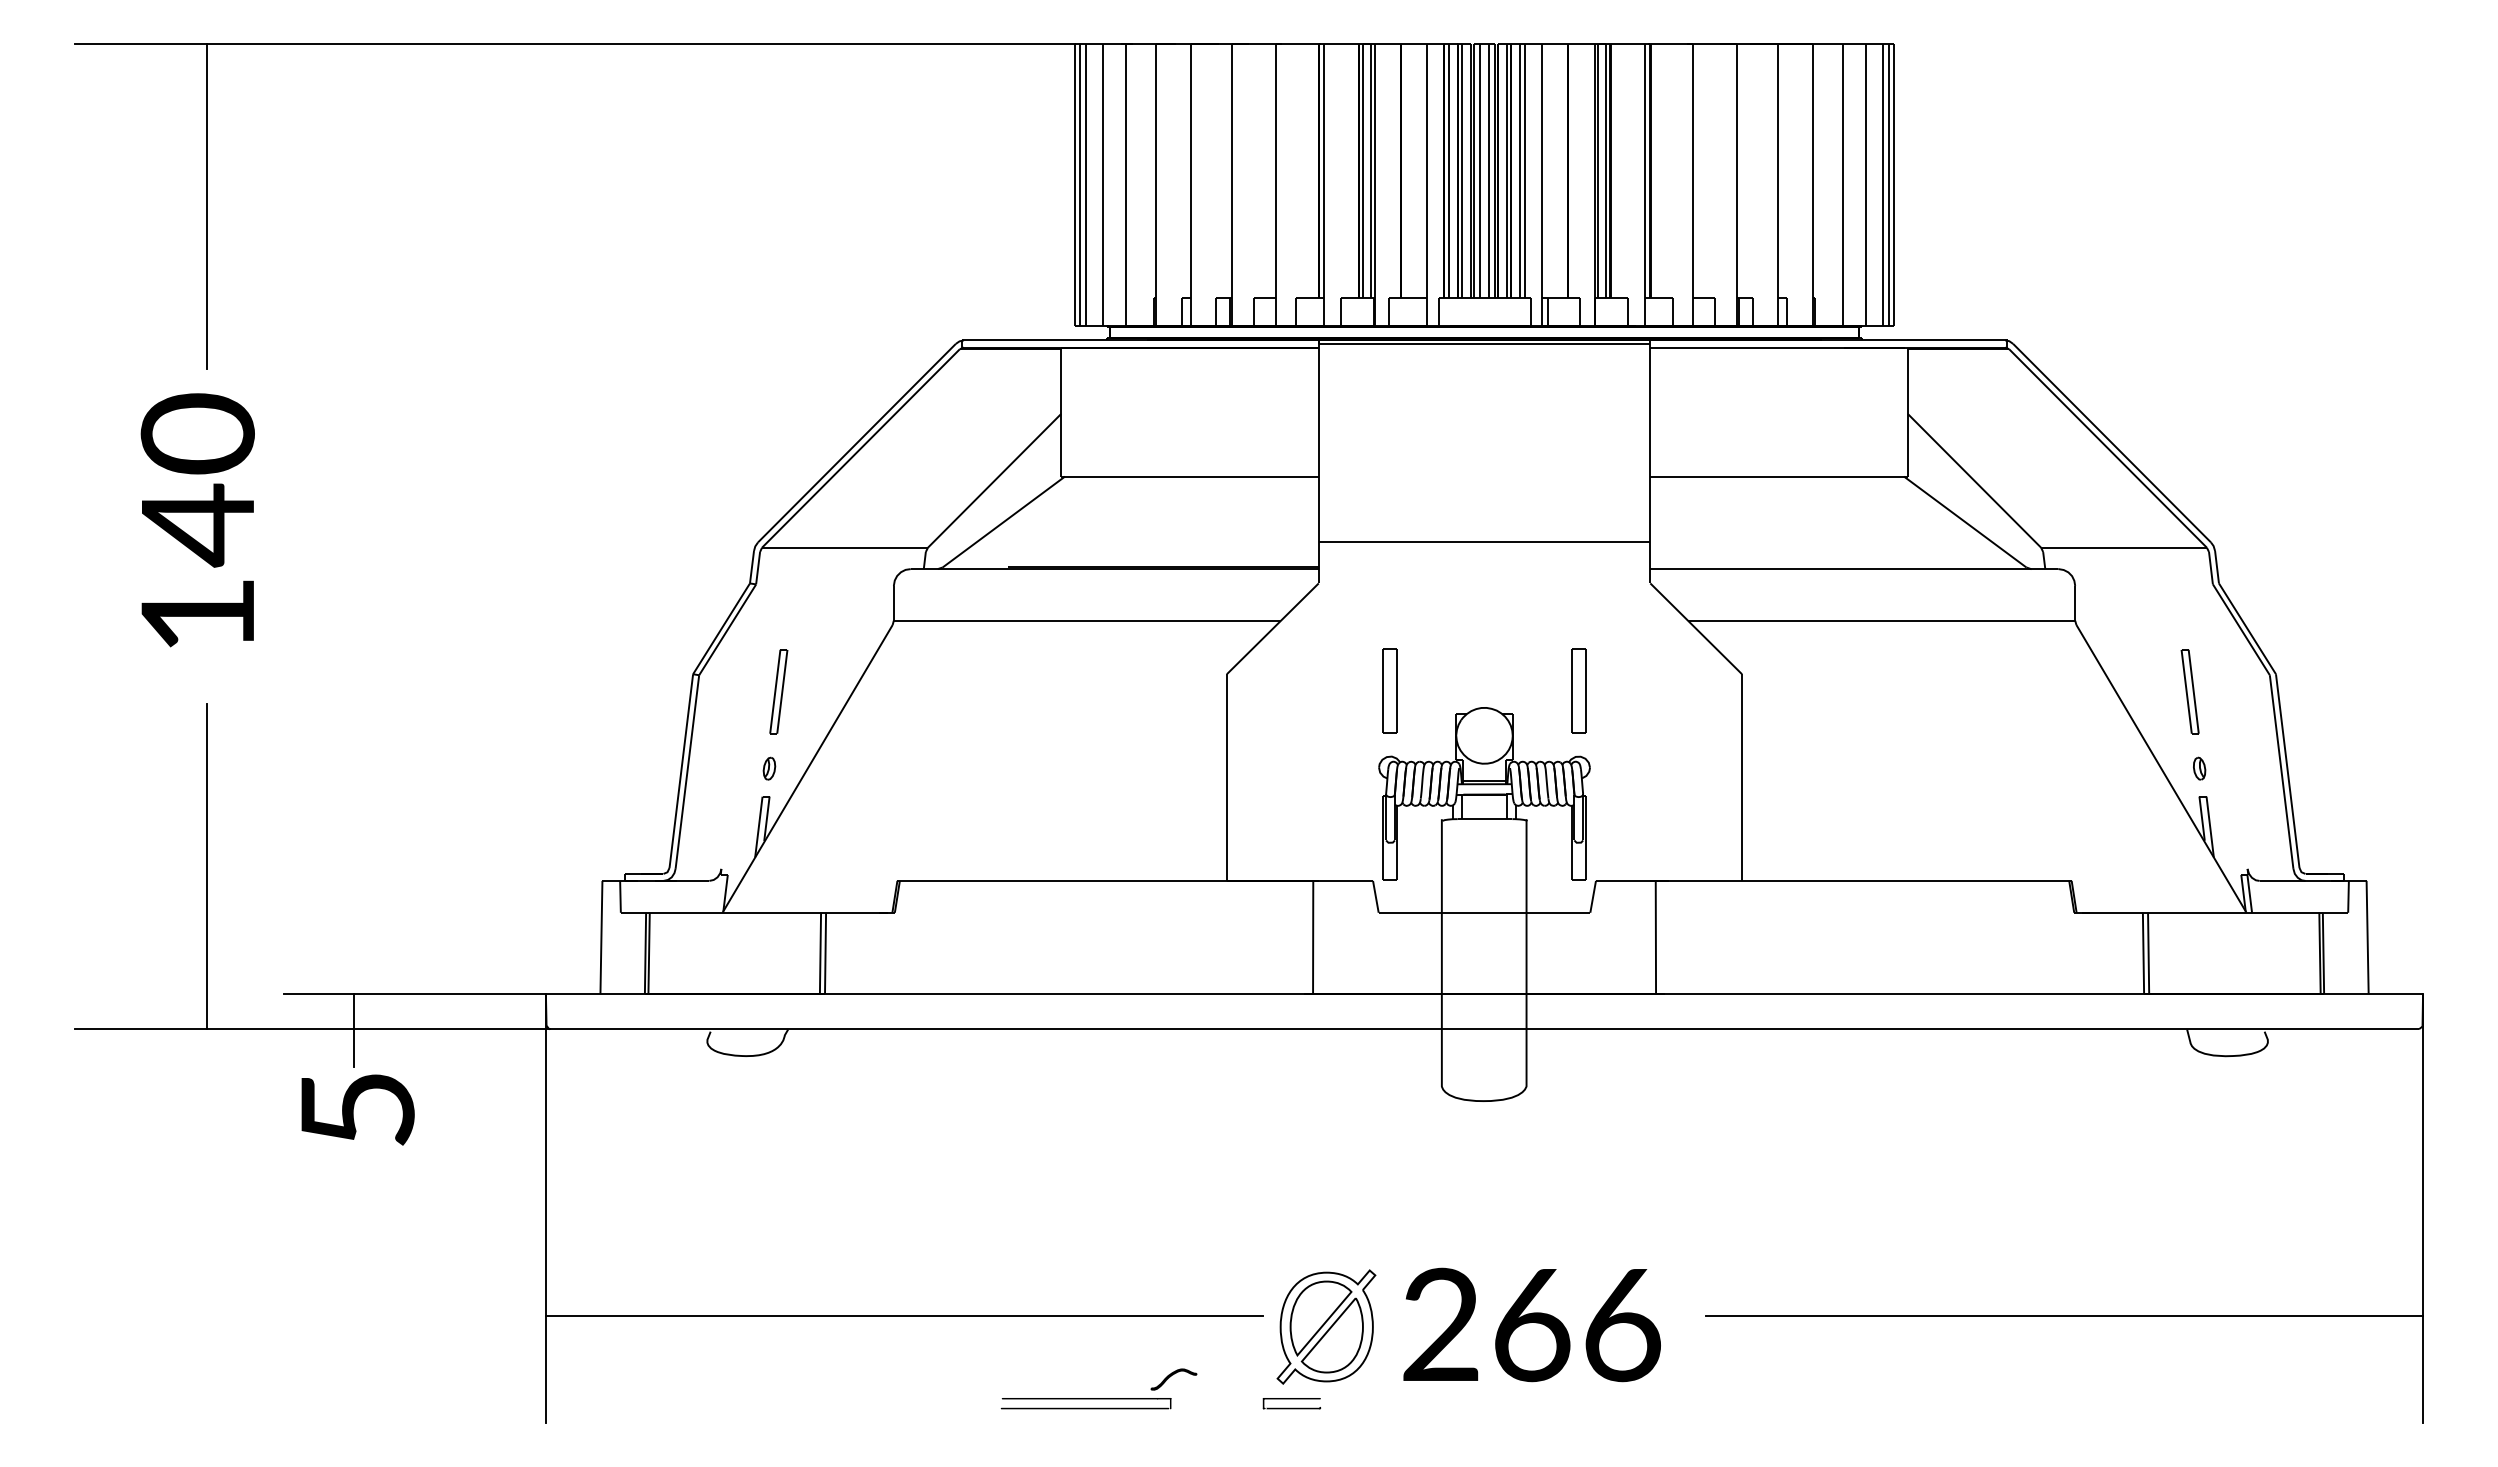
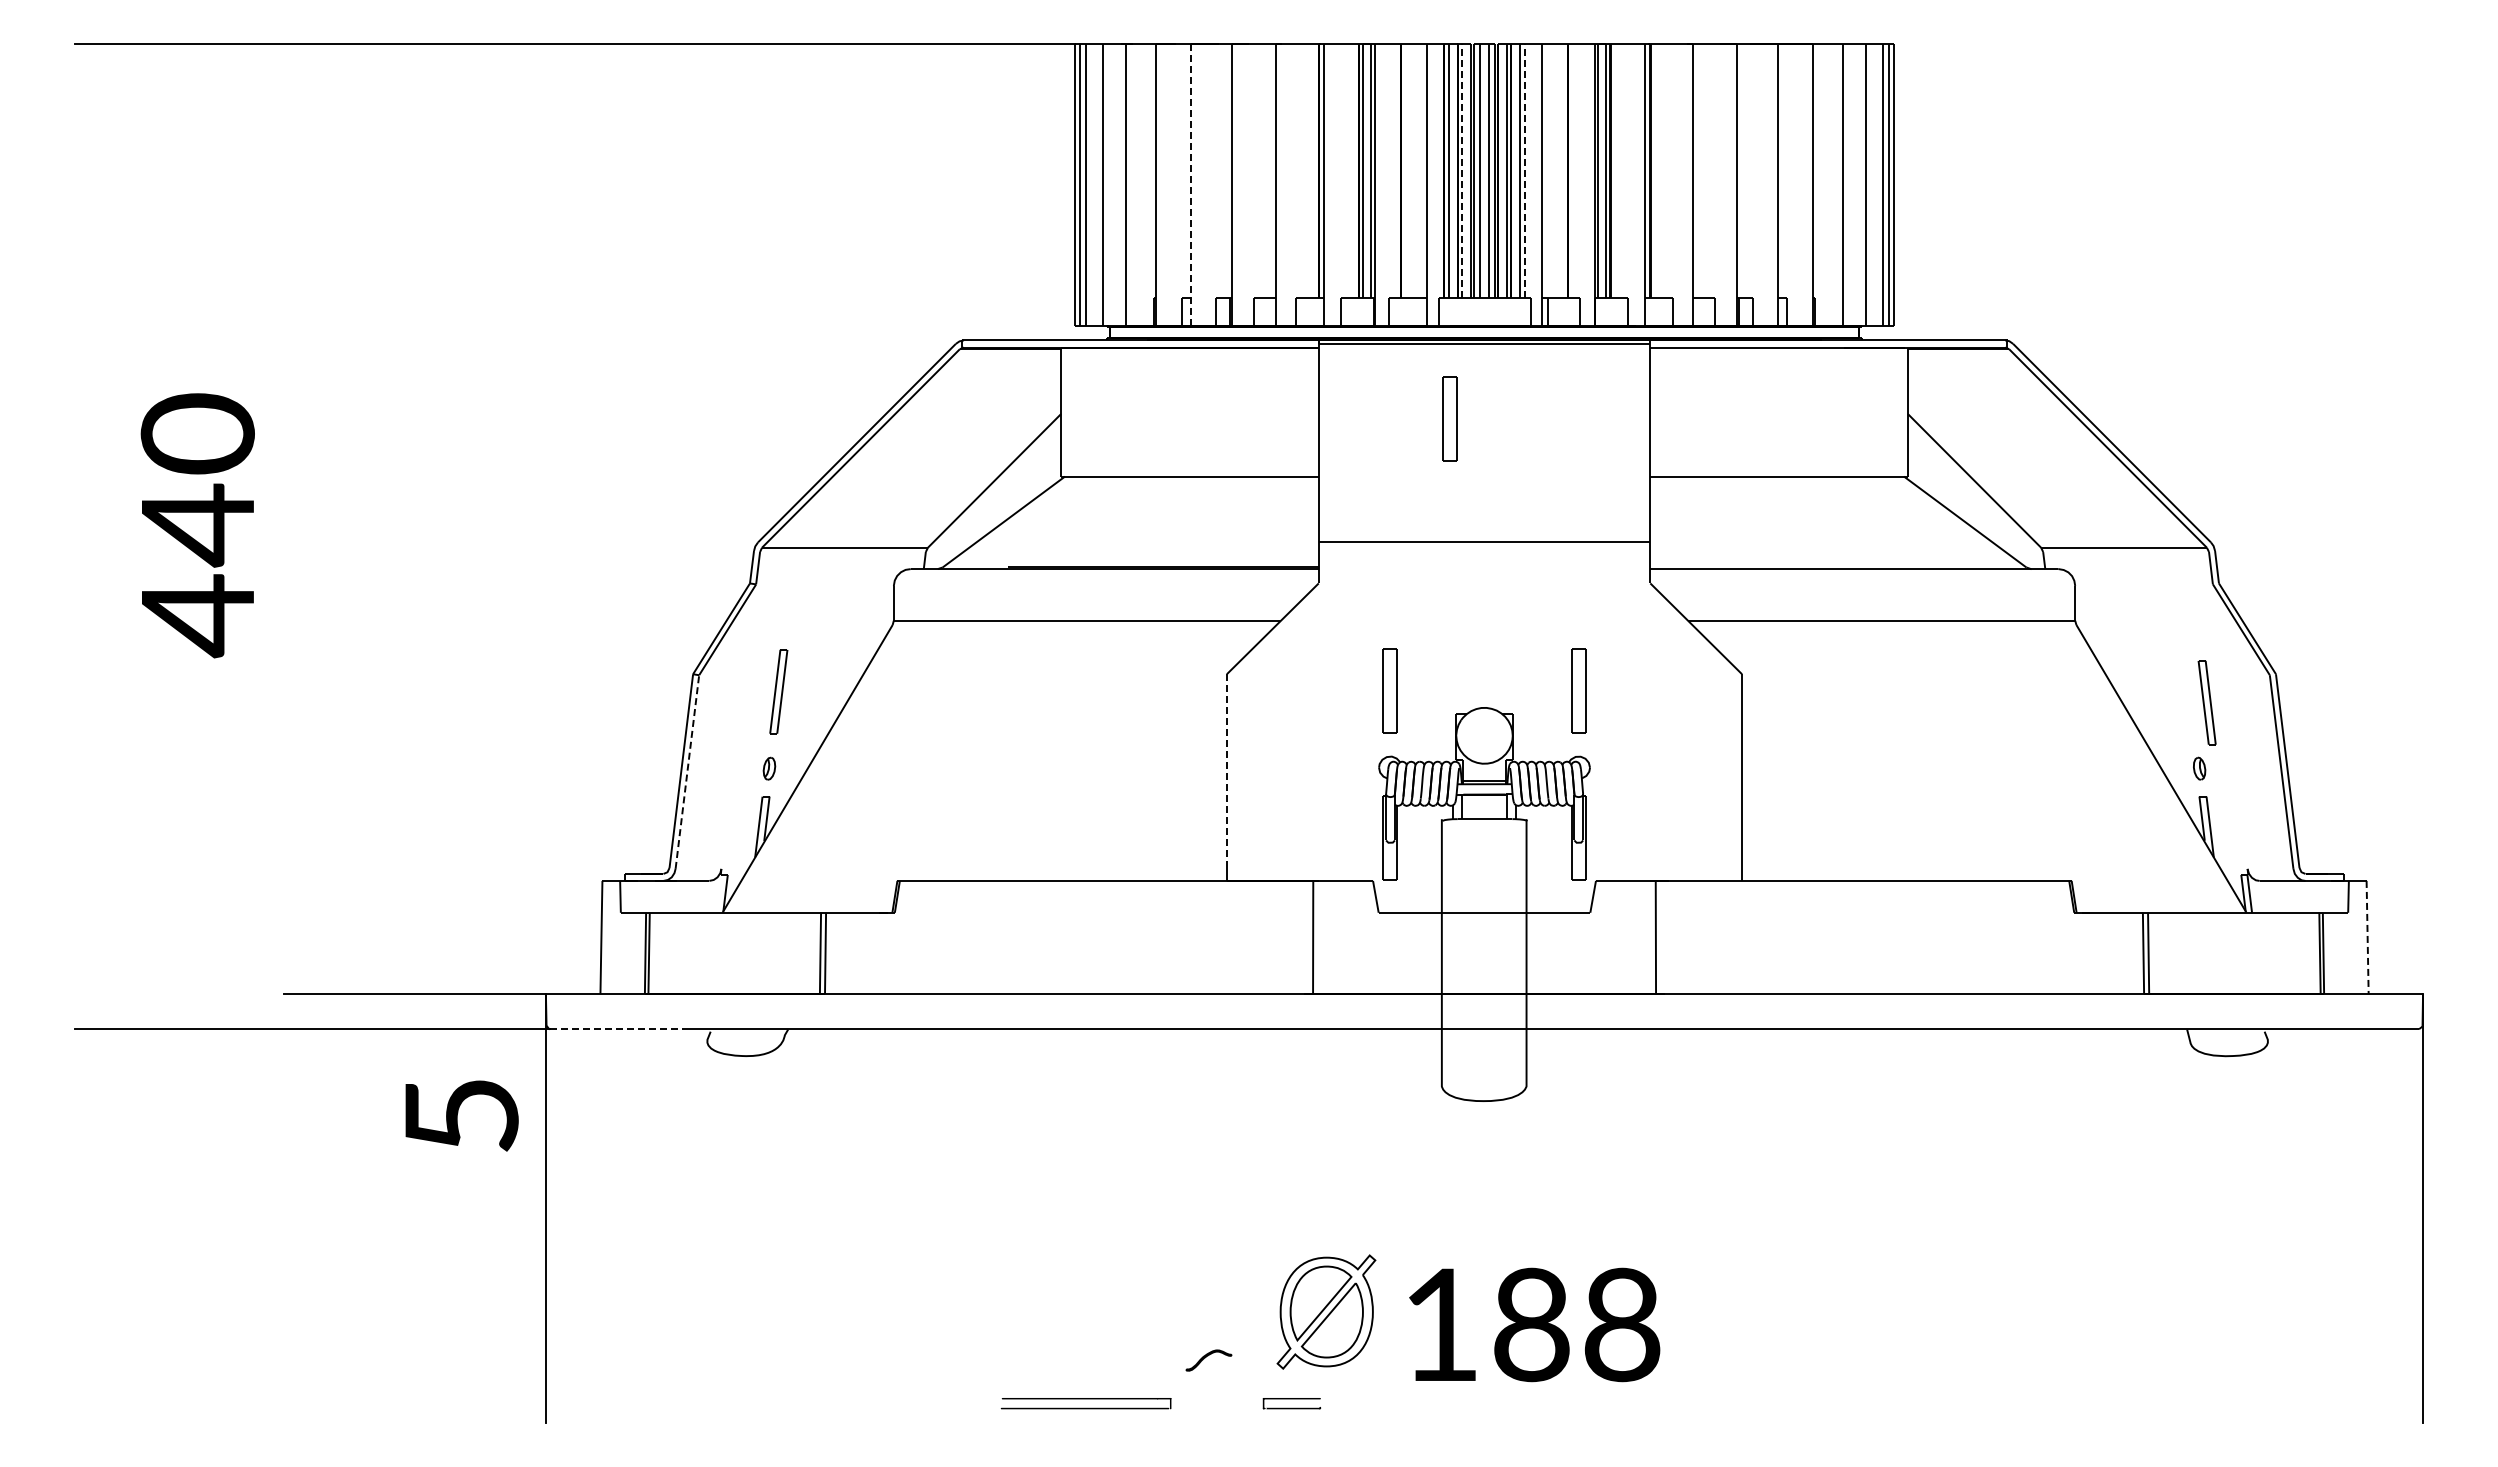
line: solid -> dashed (1462, 170)
line: solid -> dashed (1524, 170)
line: solid -> dashed (1191, 184)
line: present -> none (206, 206)
part: none -> present (1449, 418)
text: 140 -> 440 (197, 616)
part position: (2189, 691) -> (2206, 702) (2206, 702)
line: solid -> dashed (1226, 771)
line: solid -> dashed (687, 772)
line: present -> none (206, 866)
line: solid -> dashed (2367, 937)
line: solid -> dashed (618, 1029)
line: present -> none (354, 1030)
text position: (357, 1109) -> (461, 1115) (461, 1115)
line: present -> none (904, 1316)
line: present -> none (2064, 1316)
text: 266 -> 188 (1531, 1324)
part position: (1326, 1326) -> (1326, 1311) (1326, 1311)
part position: (1173, 1379) -> (1208, 1360) (1208, 1360)
